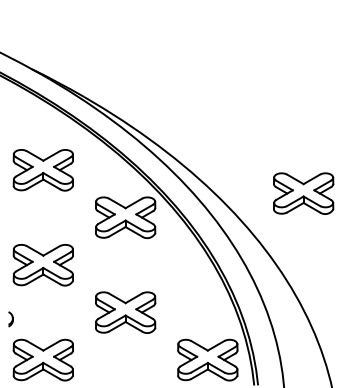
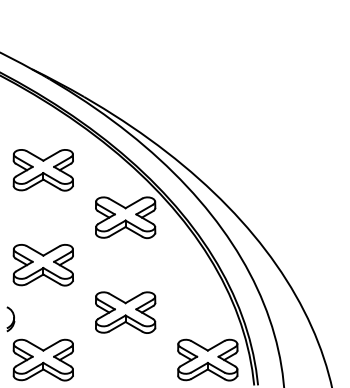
part: present -> none (303, 193)
part size: 6x17 px -> 10x27 px (10, 319)
